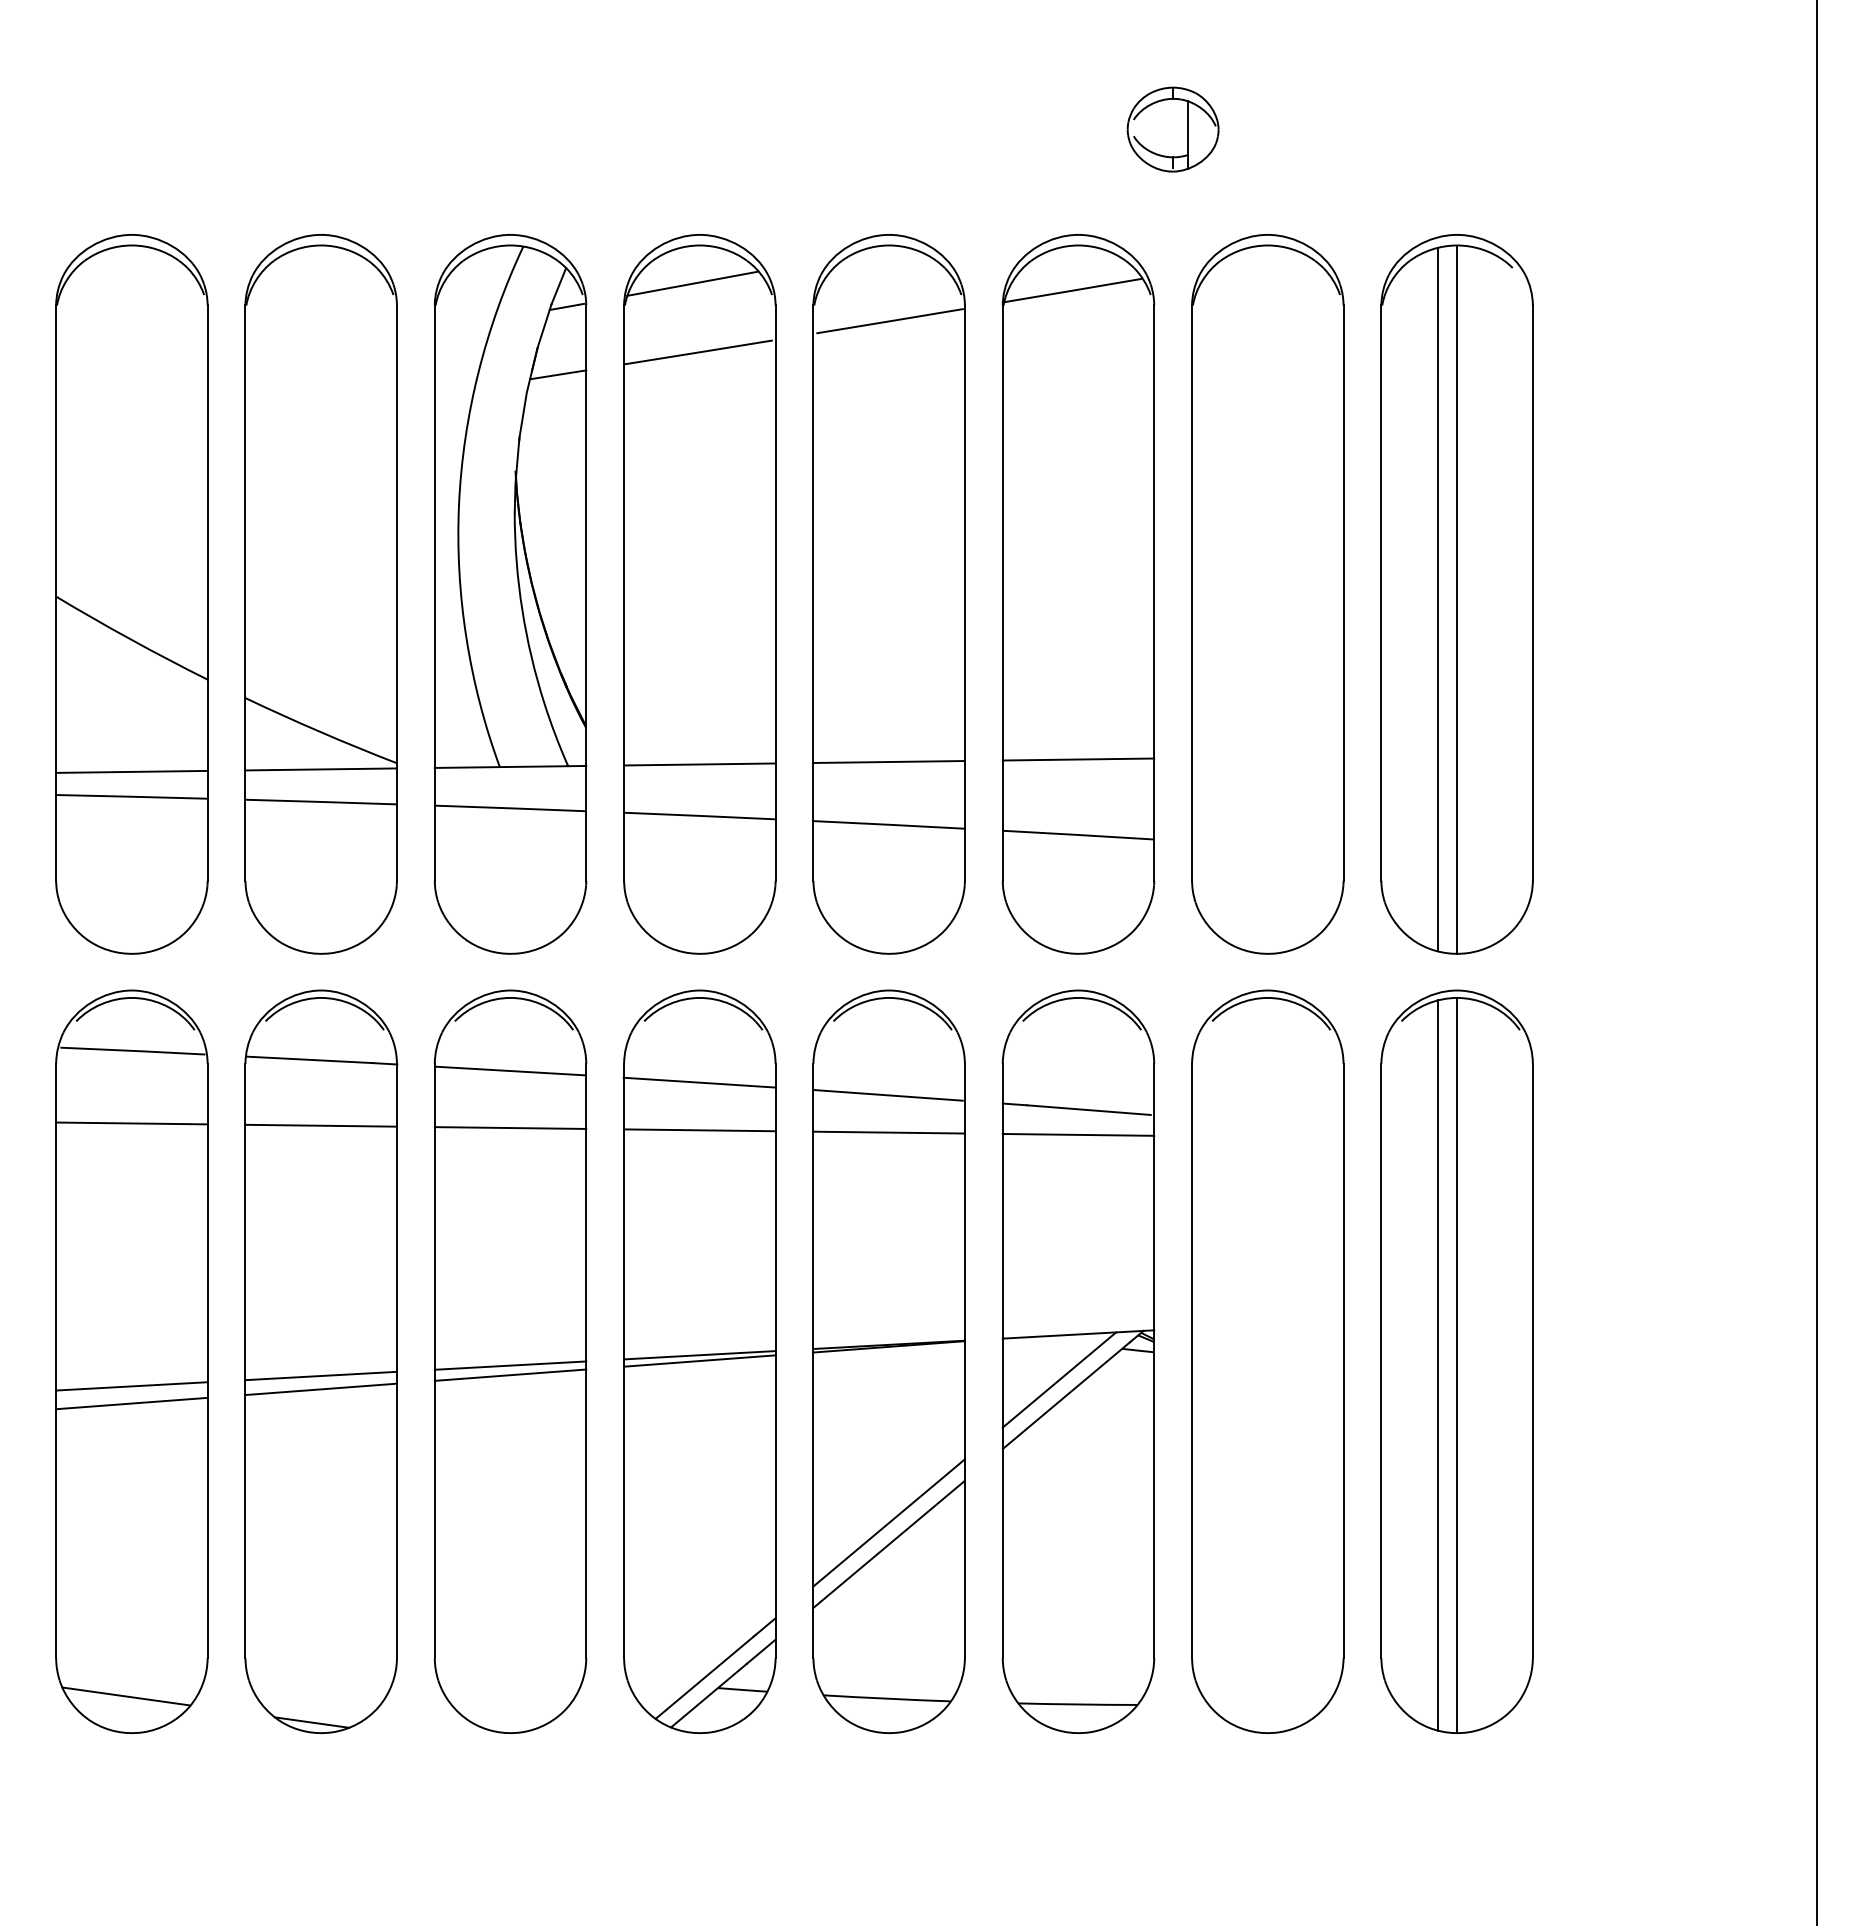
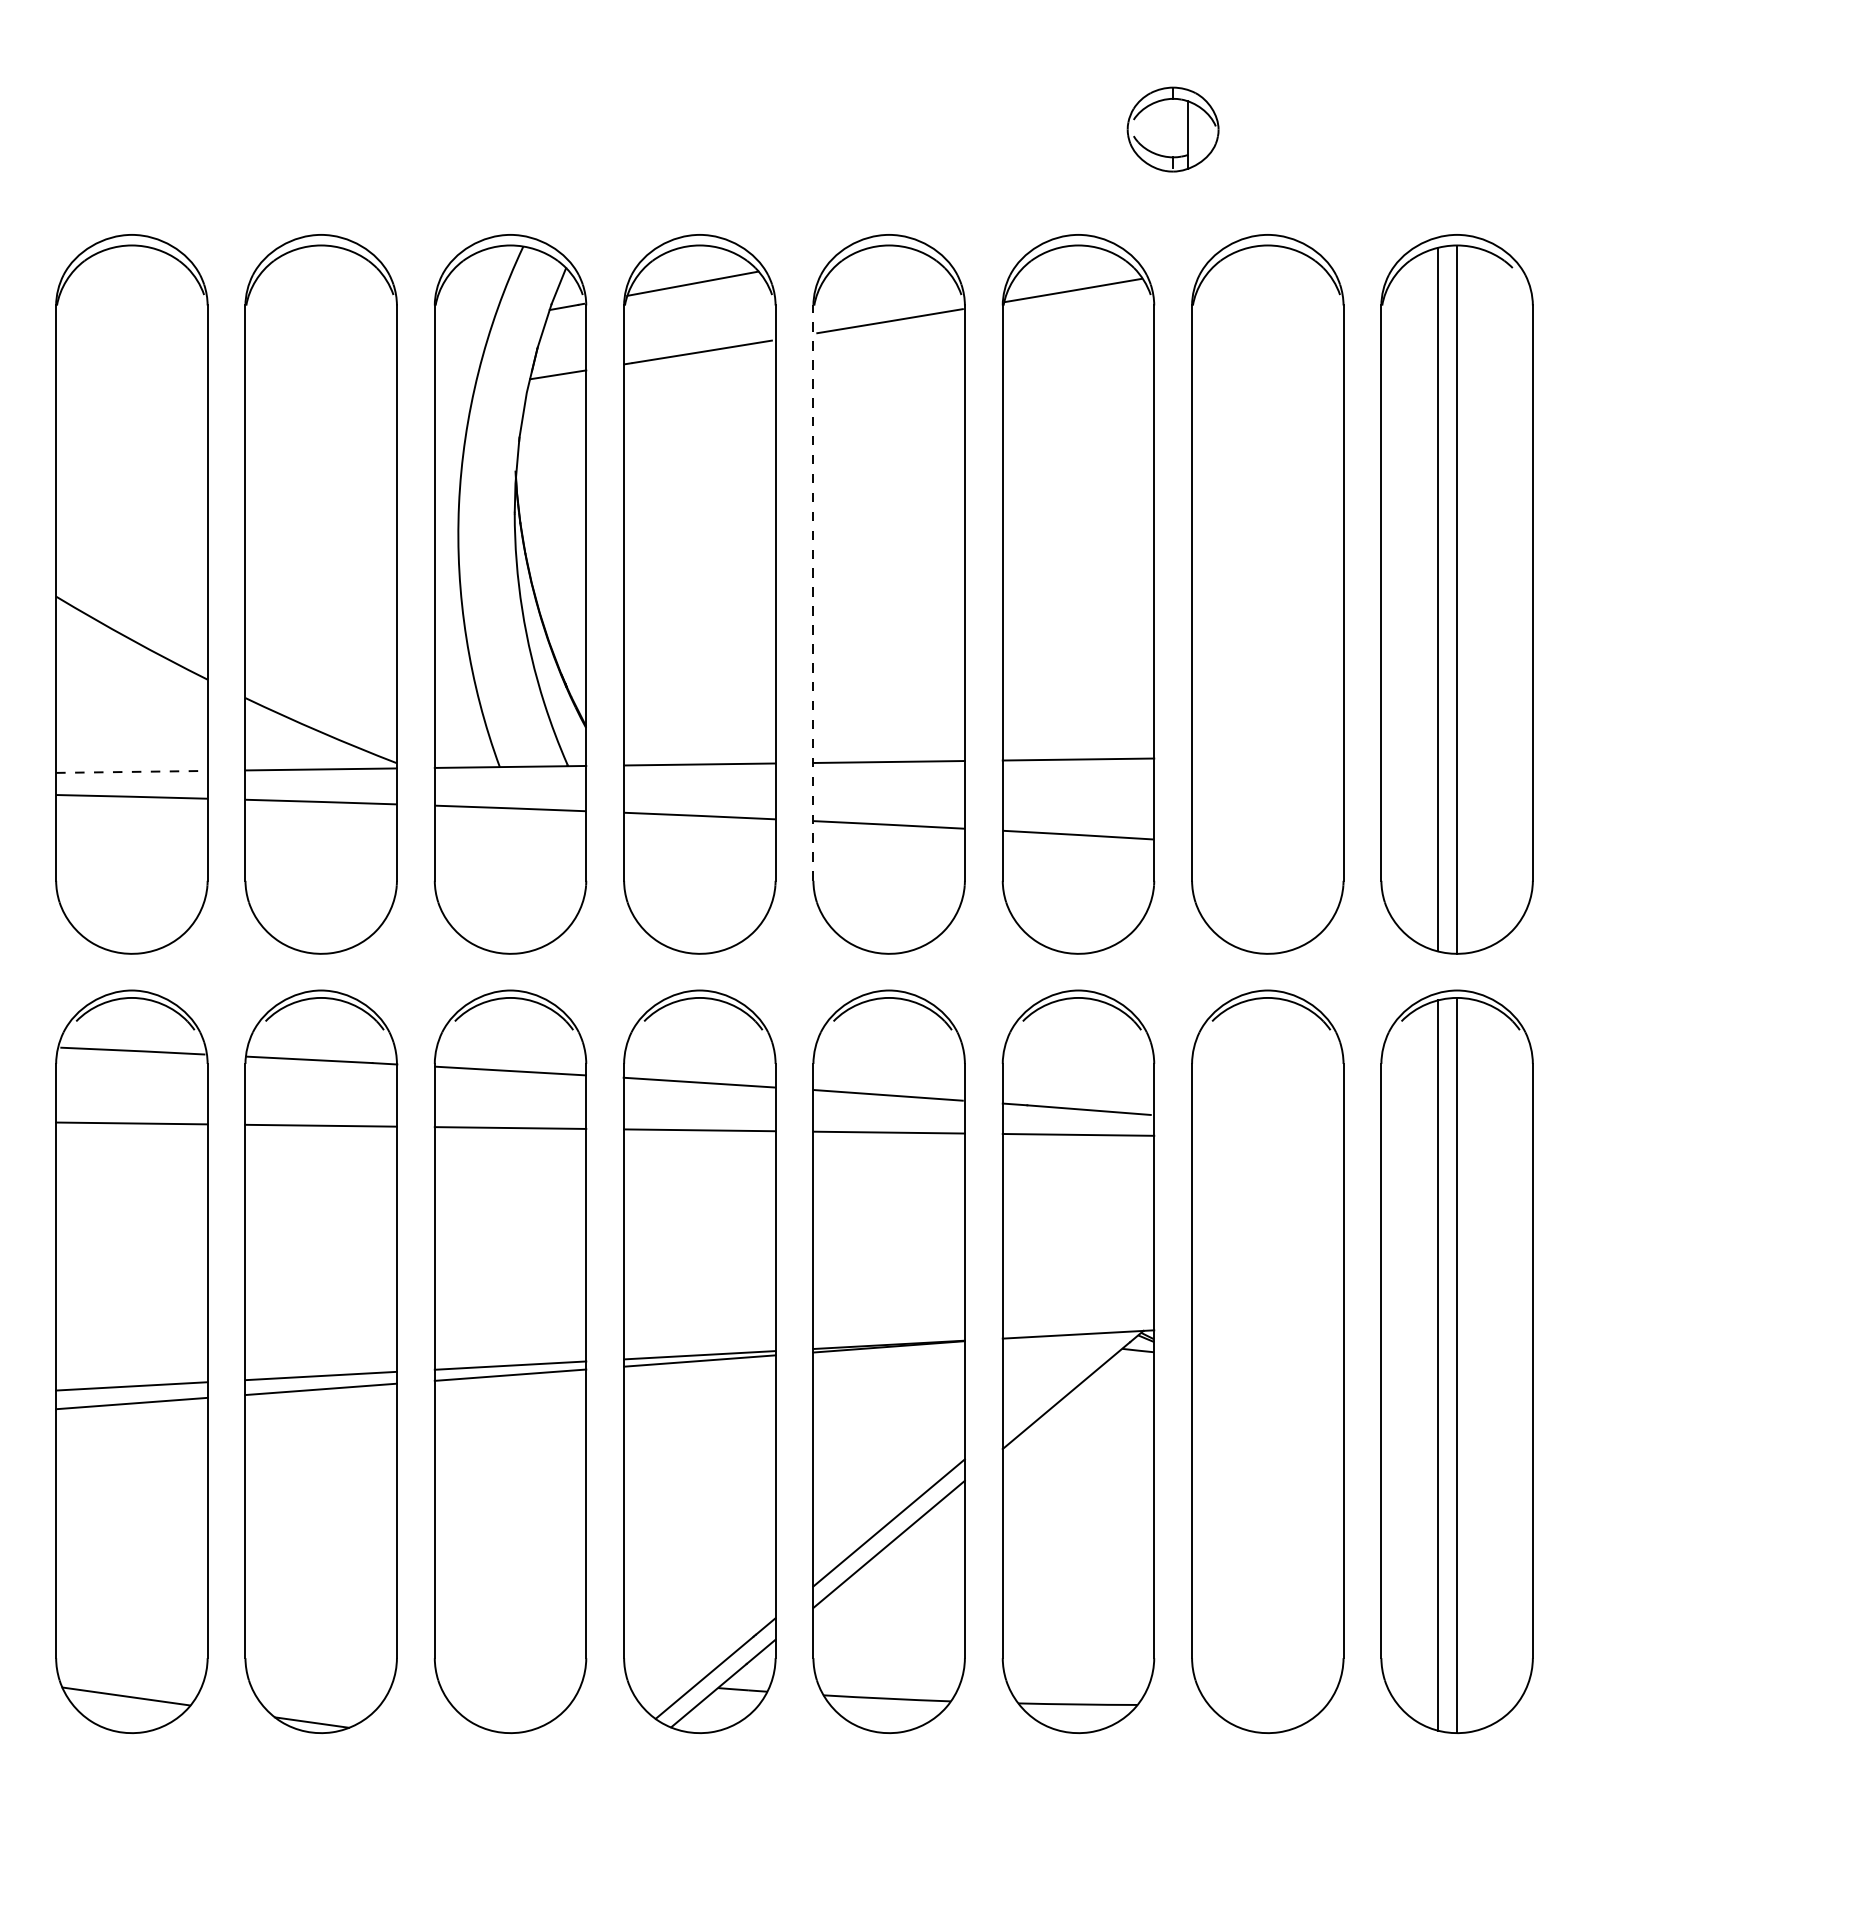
line: solid -> dashed (813, 593)
line: solid -> dashed (131, 771)
line: present -> none (1816, 962)
line: present -> none (1059, 1379)
